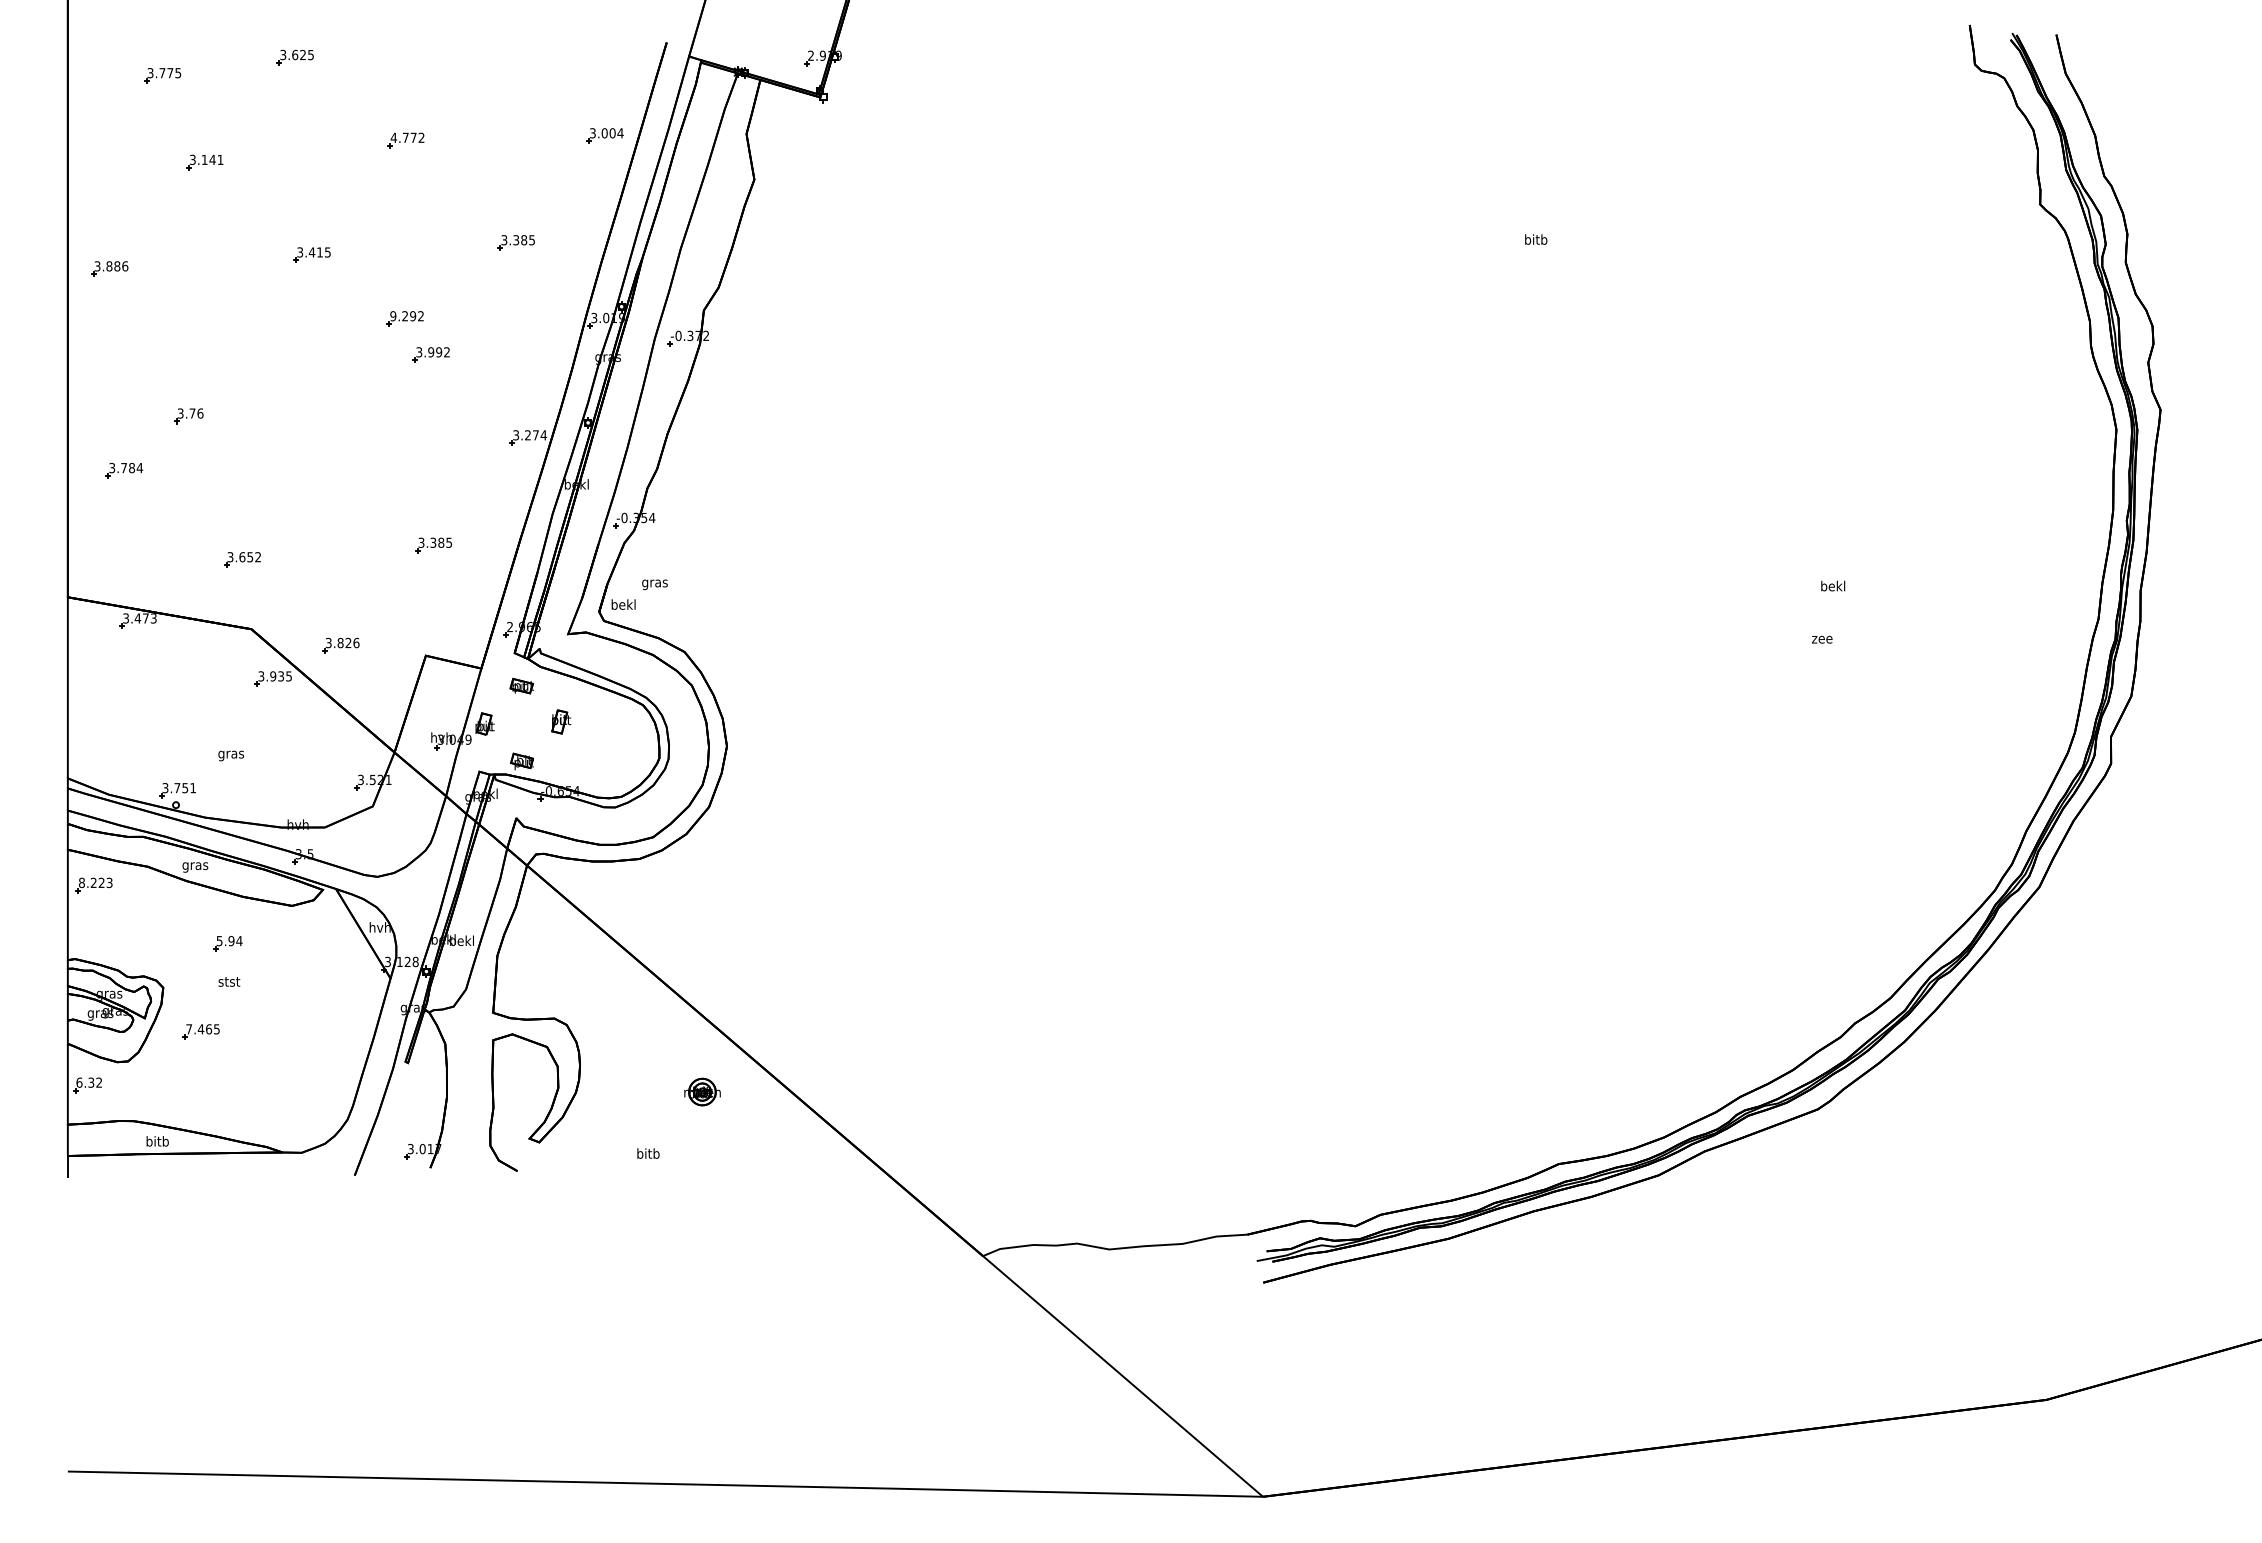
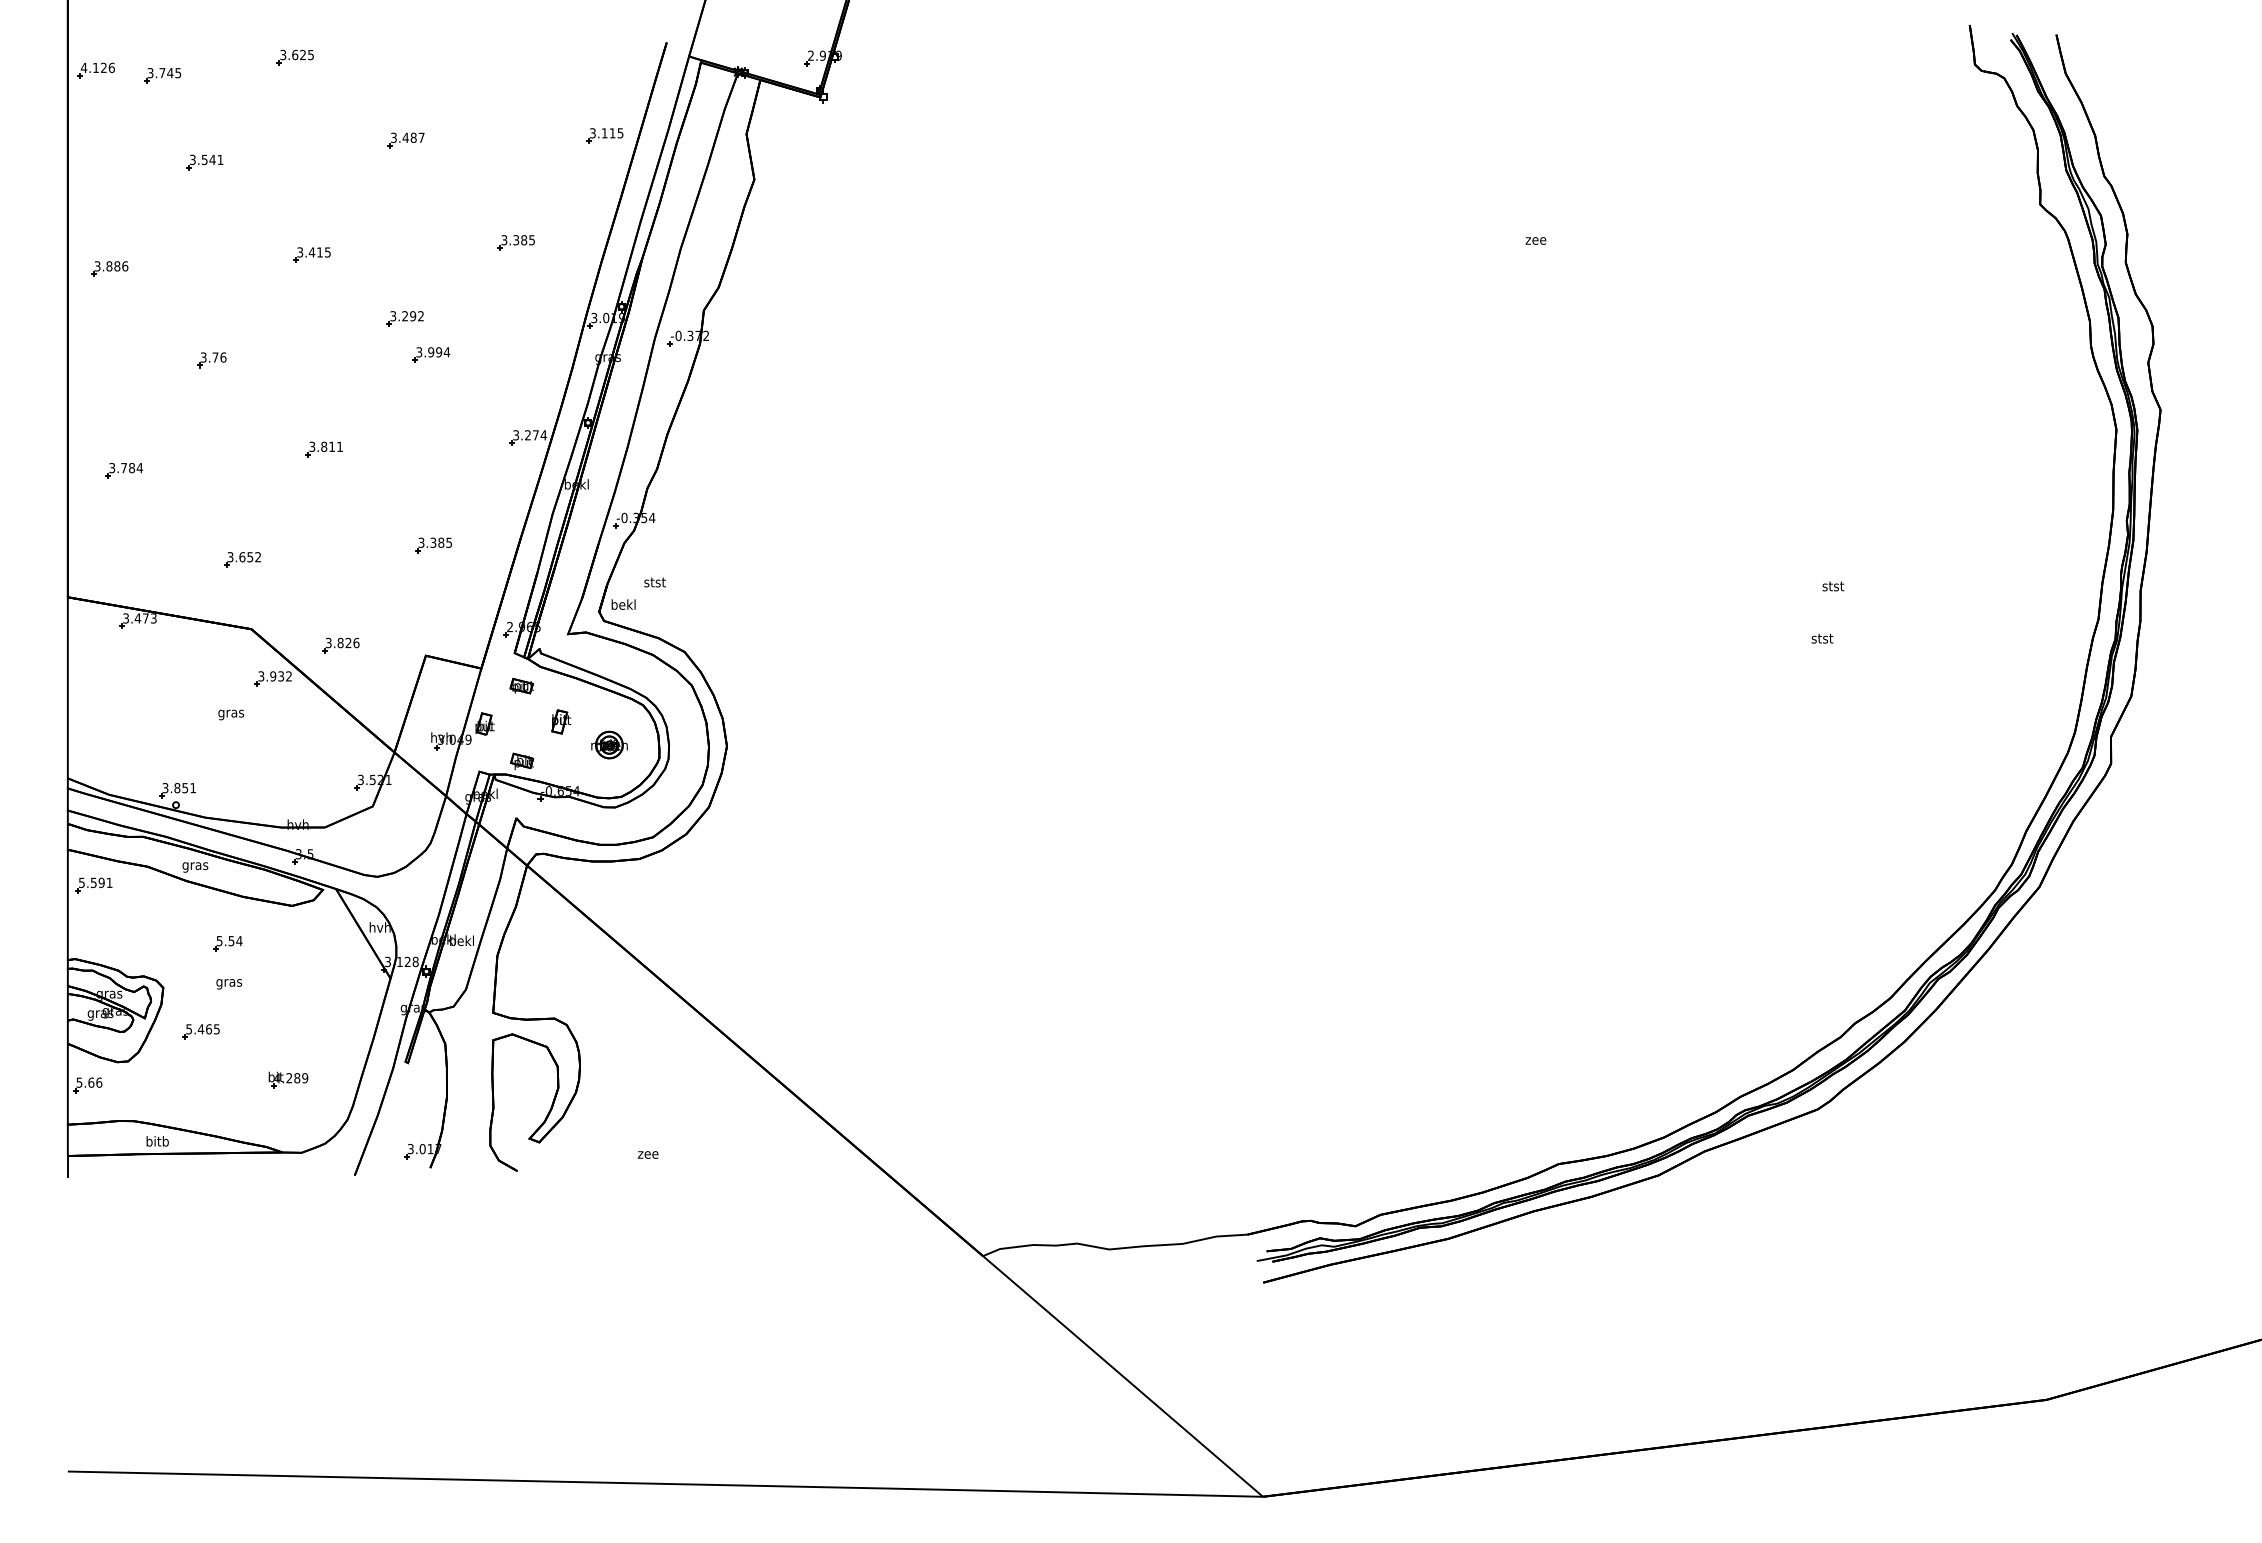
part: none -> present (95, 70)
text: 3.775 -> 3.745 (170, 73)
text: 3.004 -> 3.115 (612, 133)
text: 4.772 -> 3.487 (407, 137)
text: 3.141 -> 3.541 (204, 159)
text: bitb -> zee (1536, 239)
text: 9.292 -> 3.292 (393, 316)
text: 3.992 -> 3.994 (446, 352)
part position: (188, 416) -> (211, 360) (211, 360)
part: none -> present (323, 449)
text: gras -> stst (654, 583)
text: bekl -> stst (1833, 585)
text: zee -> stst (1822, 638)
text: 3.935 -> 3.932 (288, 676)
text position: (231, 755) -> (231, 714) (231, 714)
text: 3.751 -> 3.851 (177, 788)
text: 8.223 -> 5.591 (95, 882)
text: 5.94 -> 5.54 (231, 940)
text: stst -> gras (229, 983)
text: 7.465 -> 5.465 (188, 1029)
part: none -> present (288, 1079)
text: 6.32 -> 5.66 (89, 1082)
part position: (702, 1091) -> (609, 744) (609, 744)
text: bitb -> zee (648, 1153)
